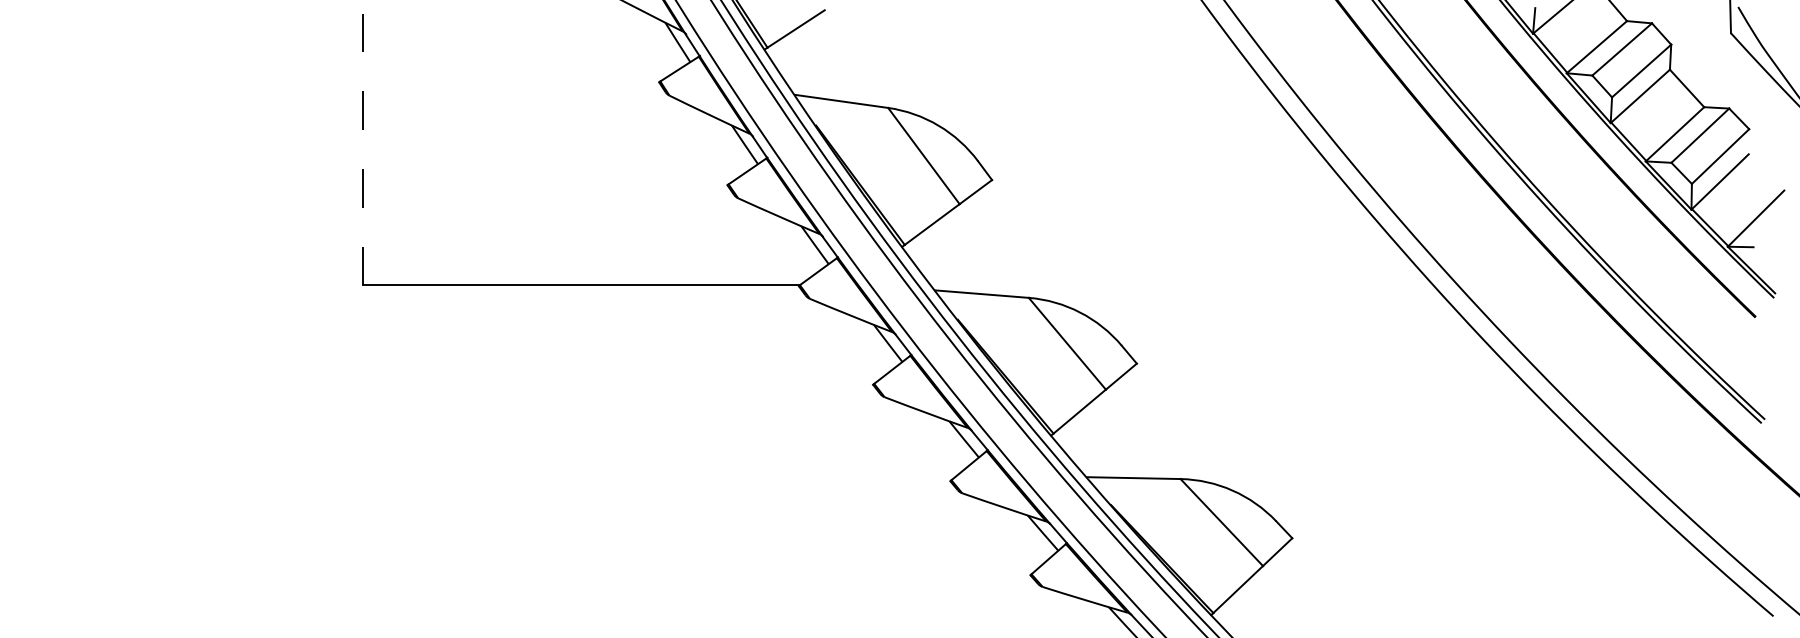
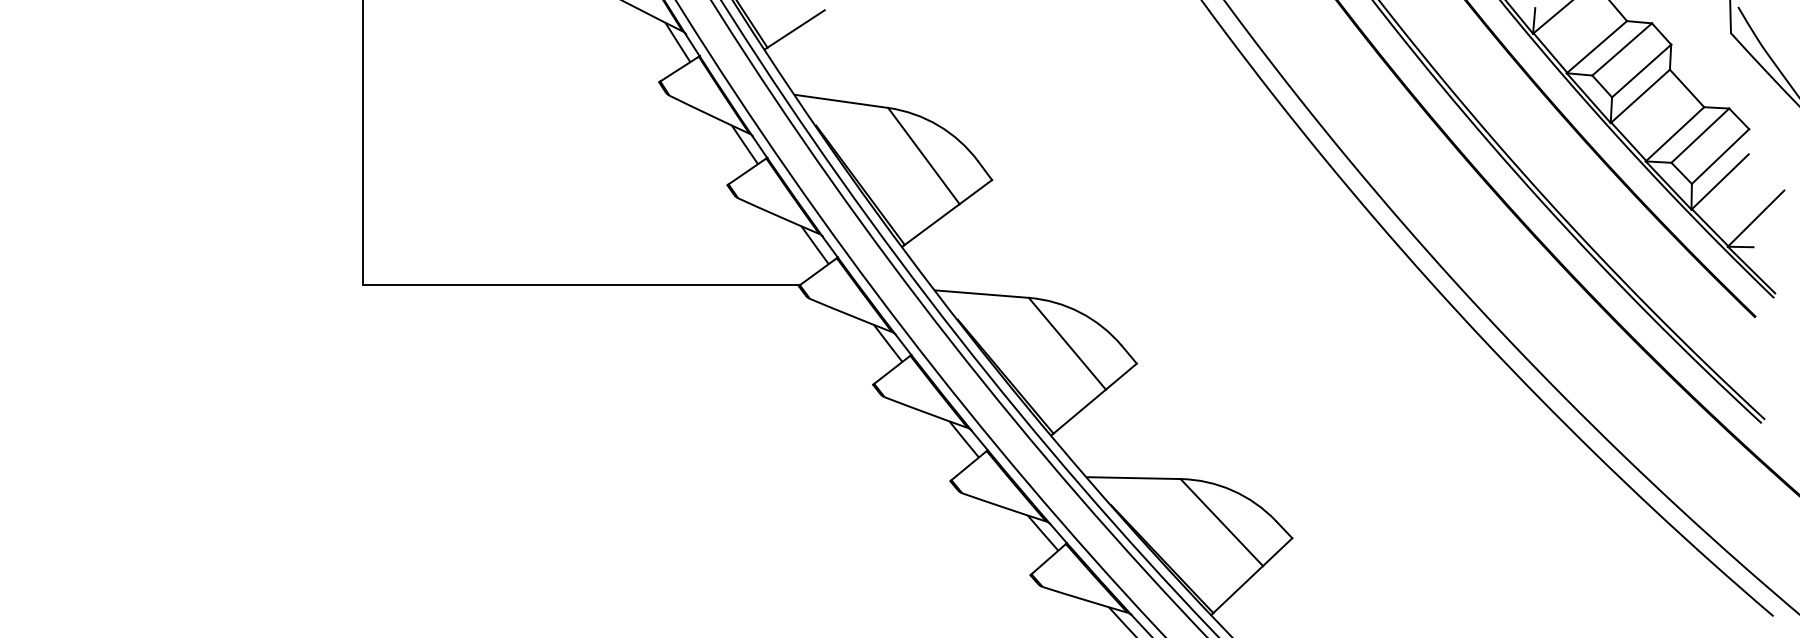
line: dashed -> solid (362, 142)
